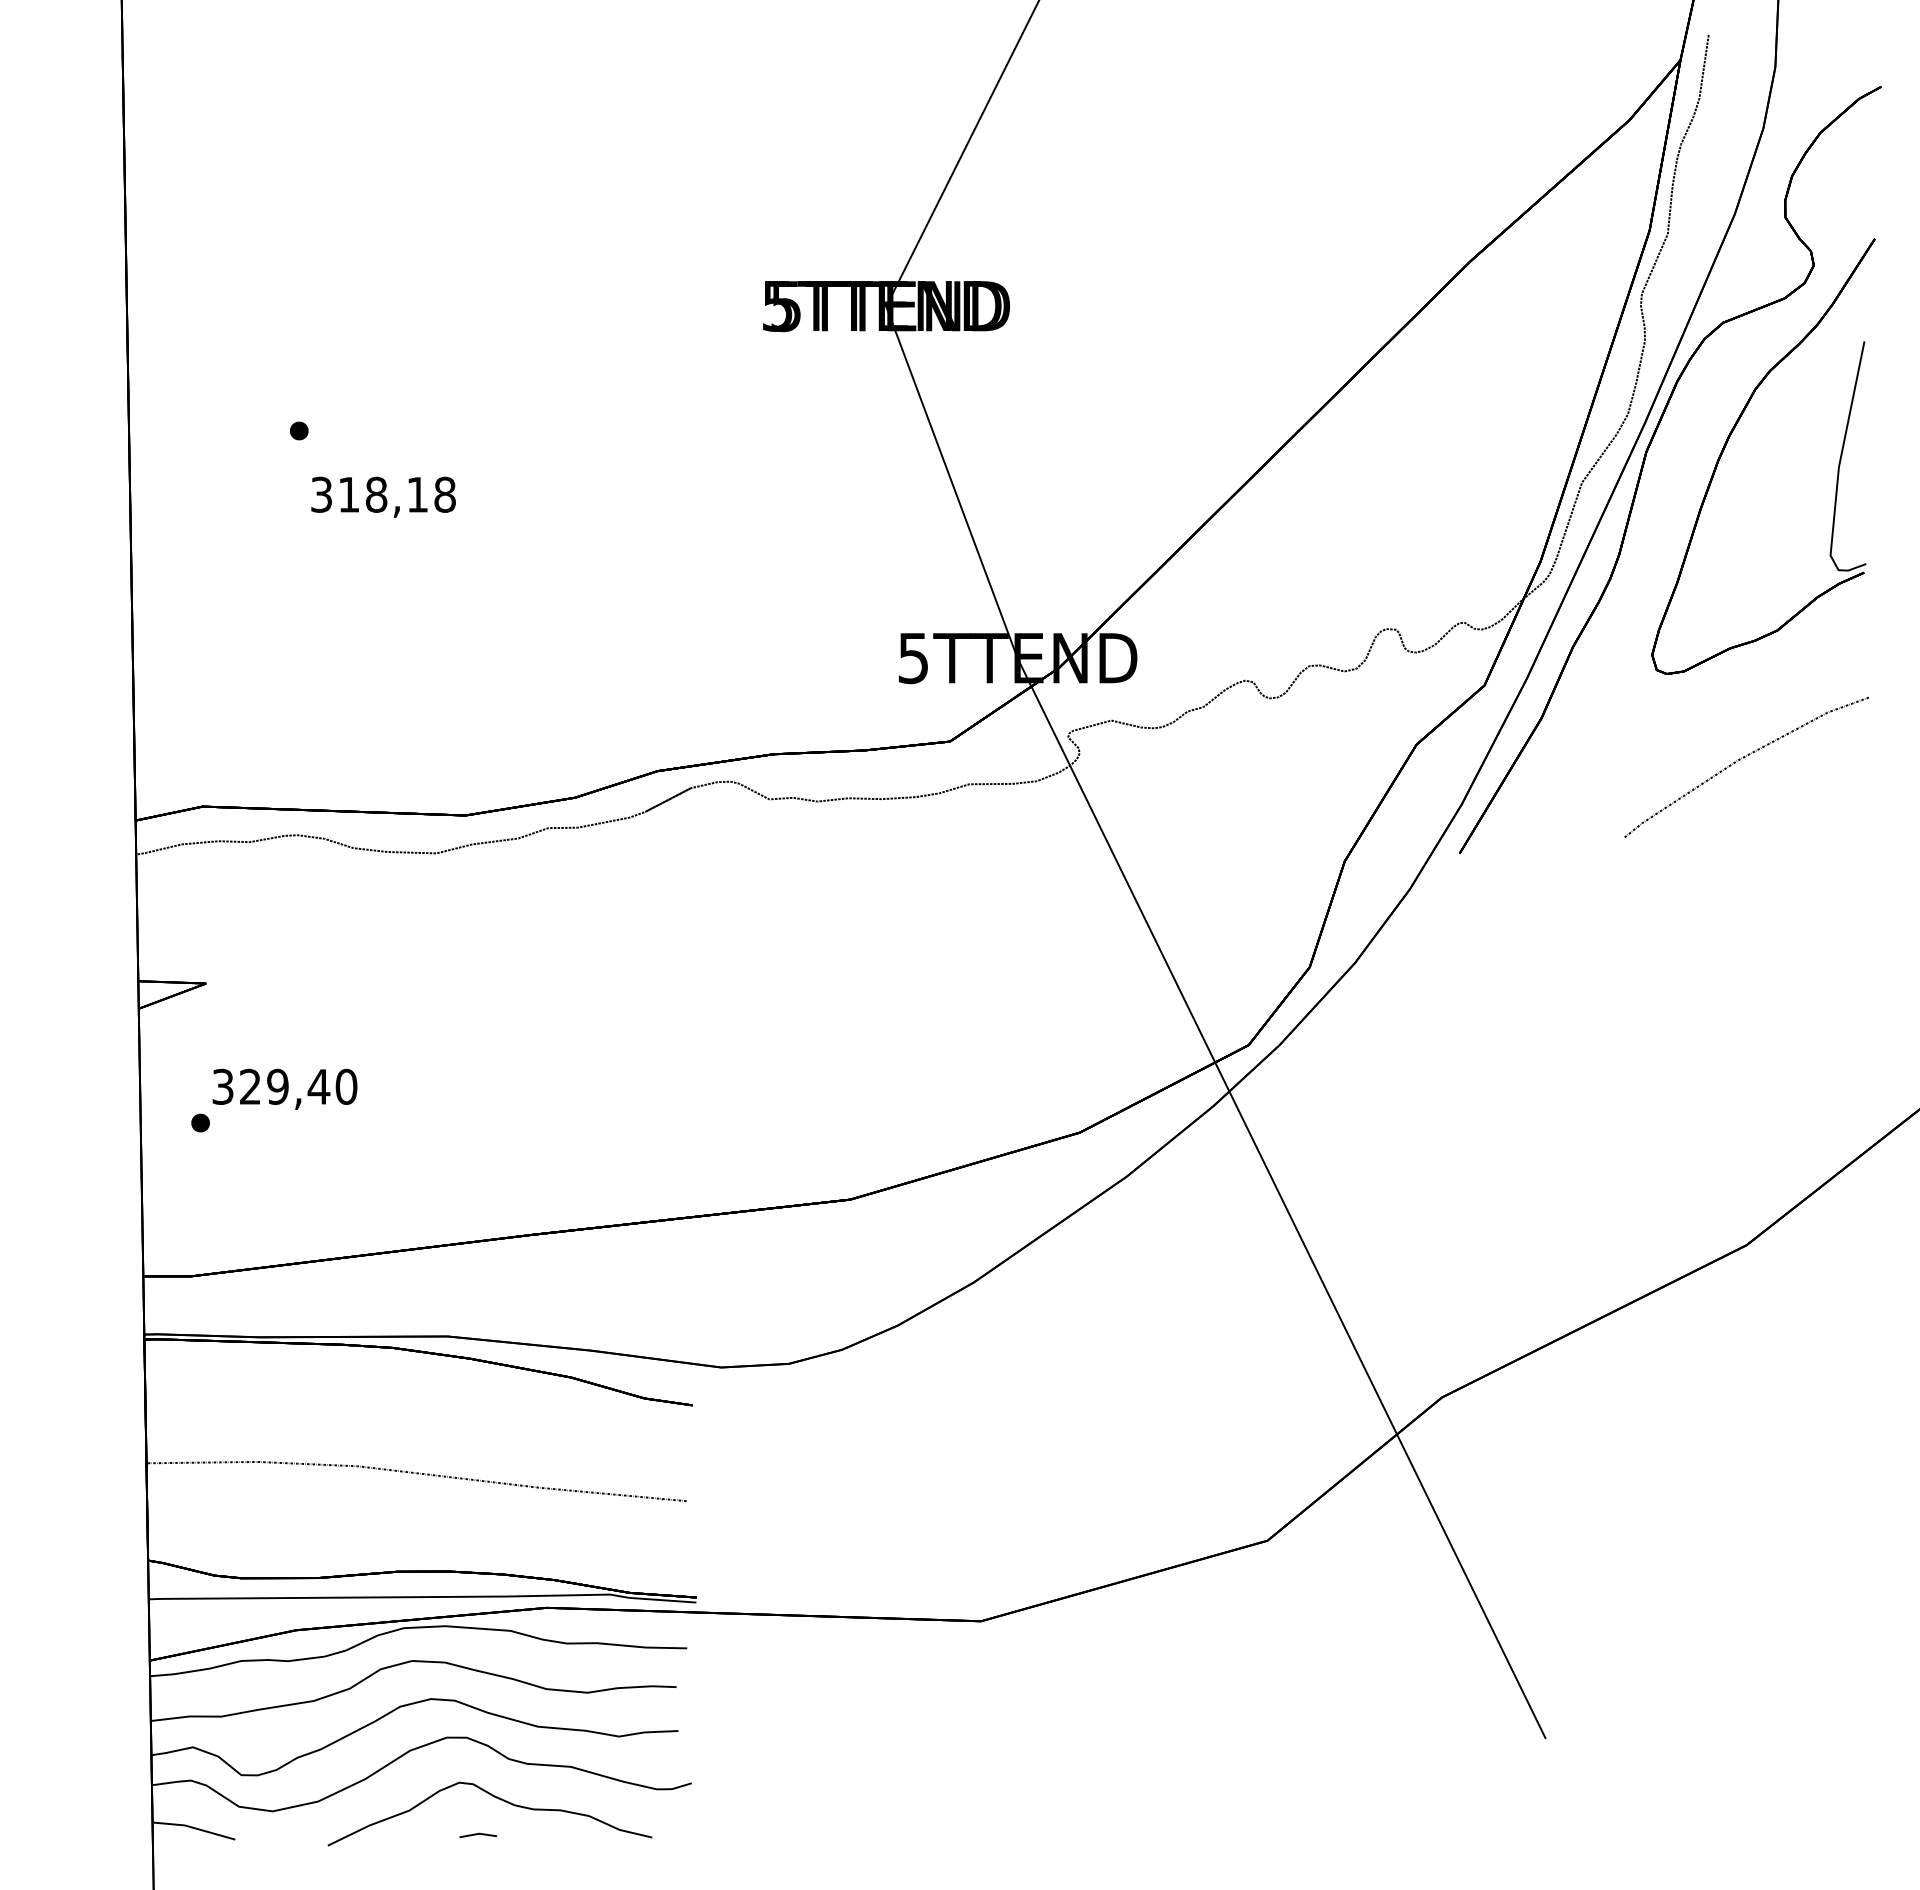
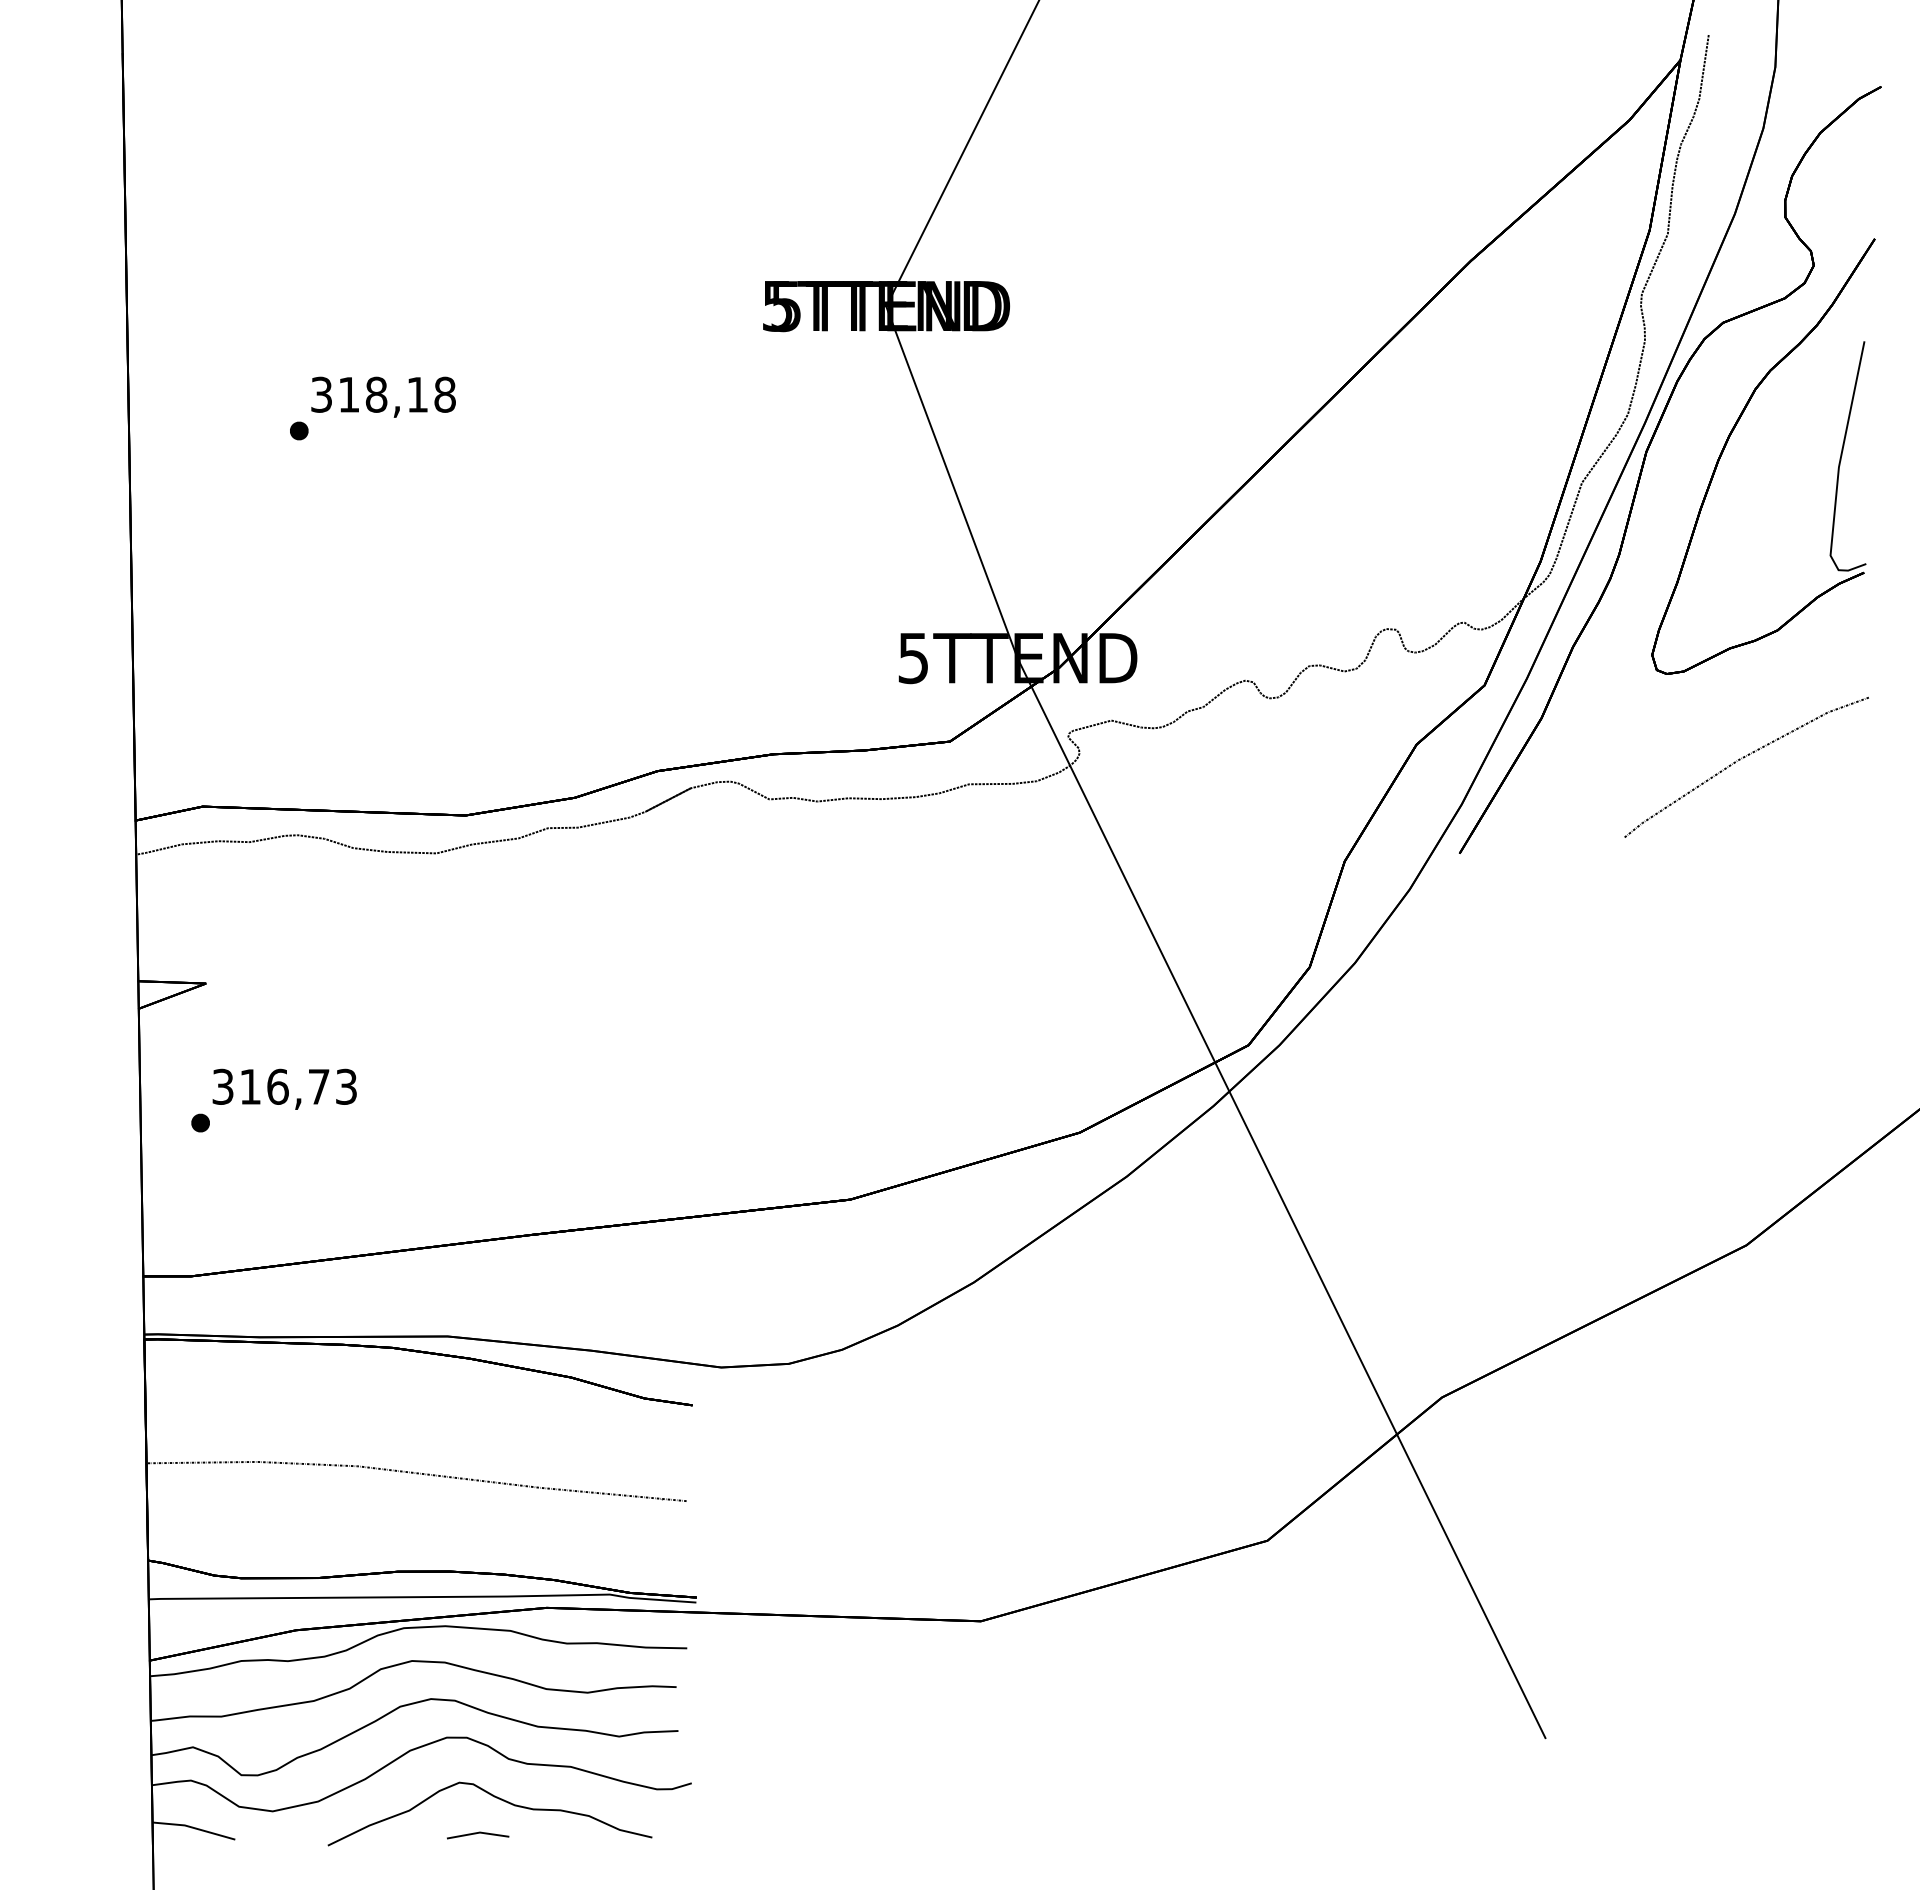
text position: (383, 496) -> (383, 396) (383, 396)
text: 329,40 -> 316,73 (298, 1086)
part size: 38x7 px -> 63x9 px (478, 1835)
